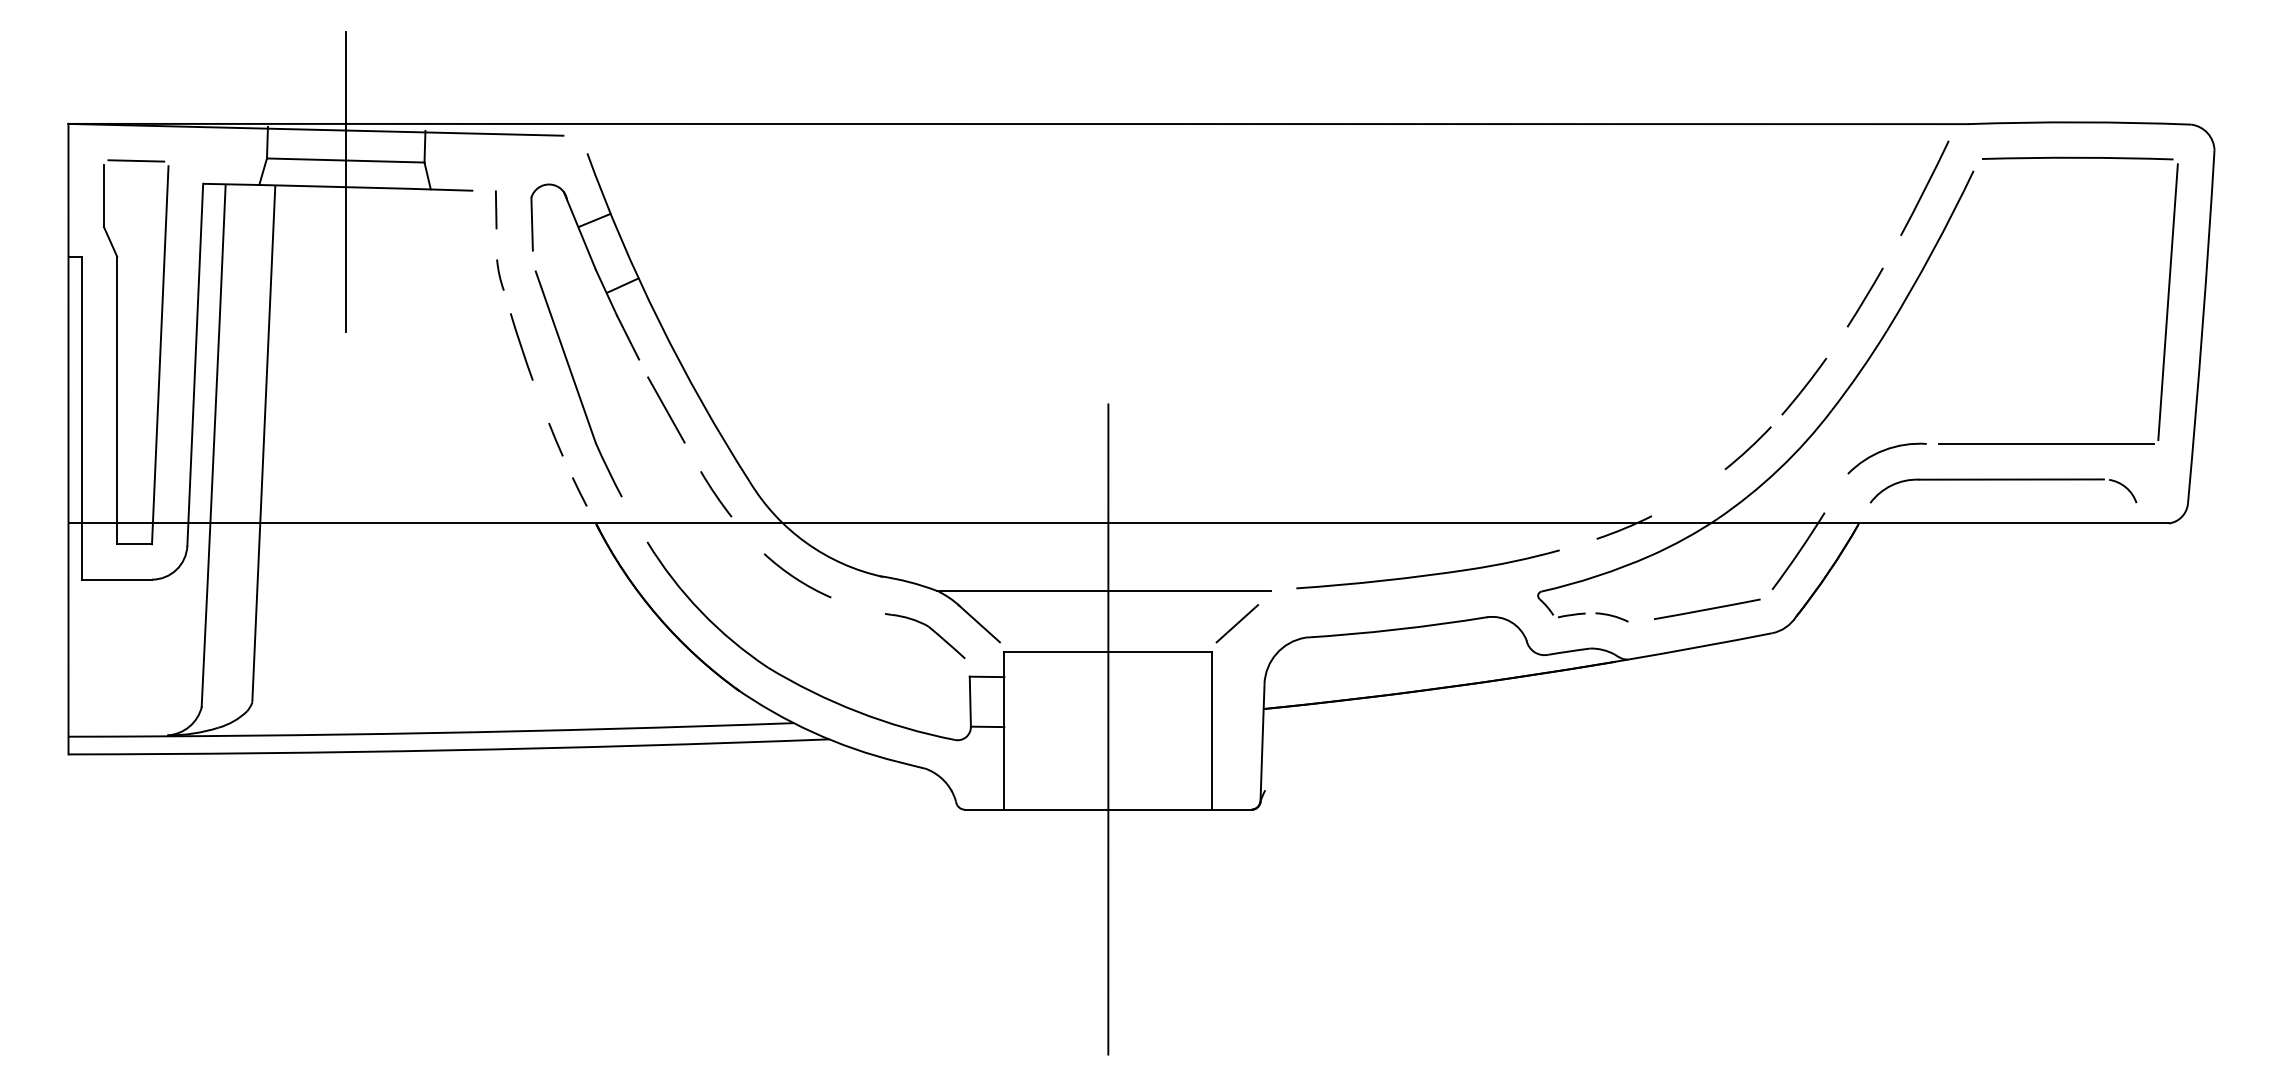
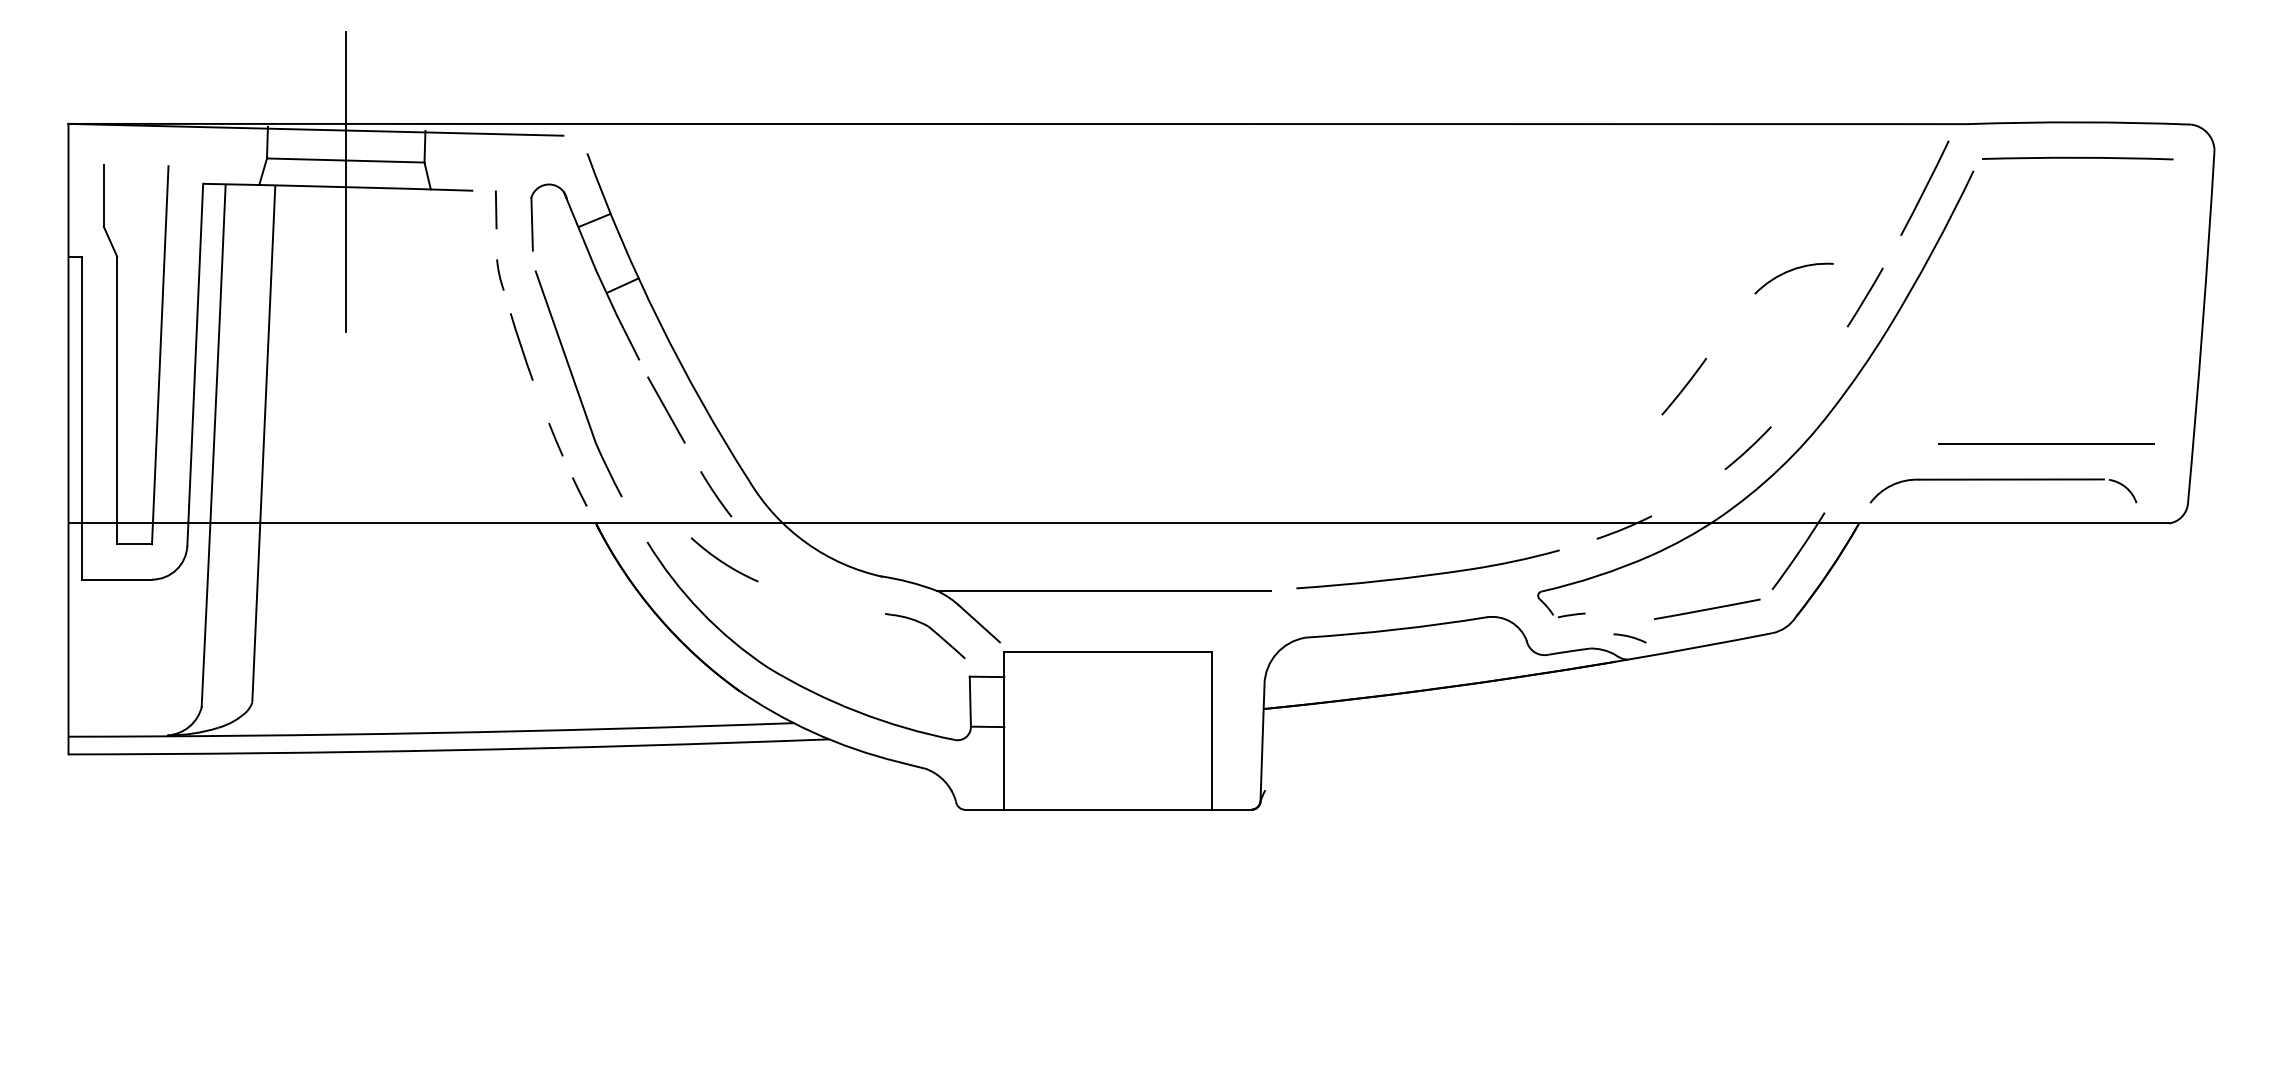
line: present -> none (136, 160)
line: present -> none (2167, 302)
line position: (1804, 386) -> (1684, 386) (1684, 386)
arc position: (1884, 451) -> (1791, 271) (1791, 271)
arc position: (796, 577) -> (723, 561) (723, 561)
arc position: (1611, 616) -> (1629, 637) (1629, 637)
line: present -> none (1237, 623)
line: present -> none (1108, 729)
